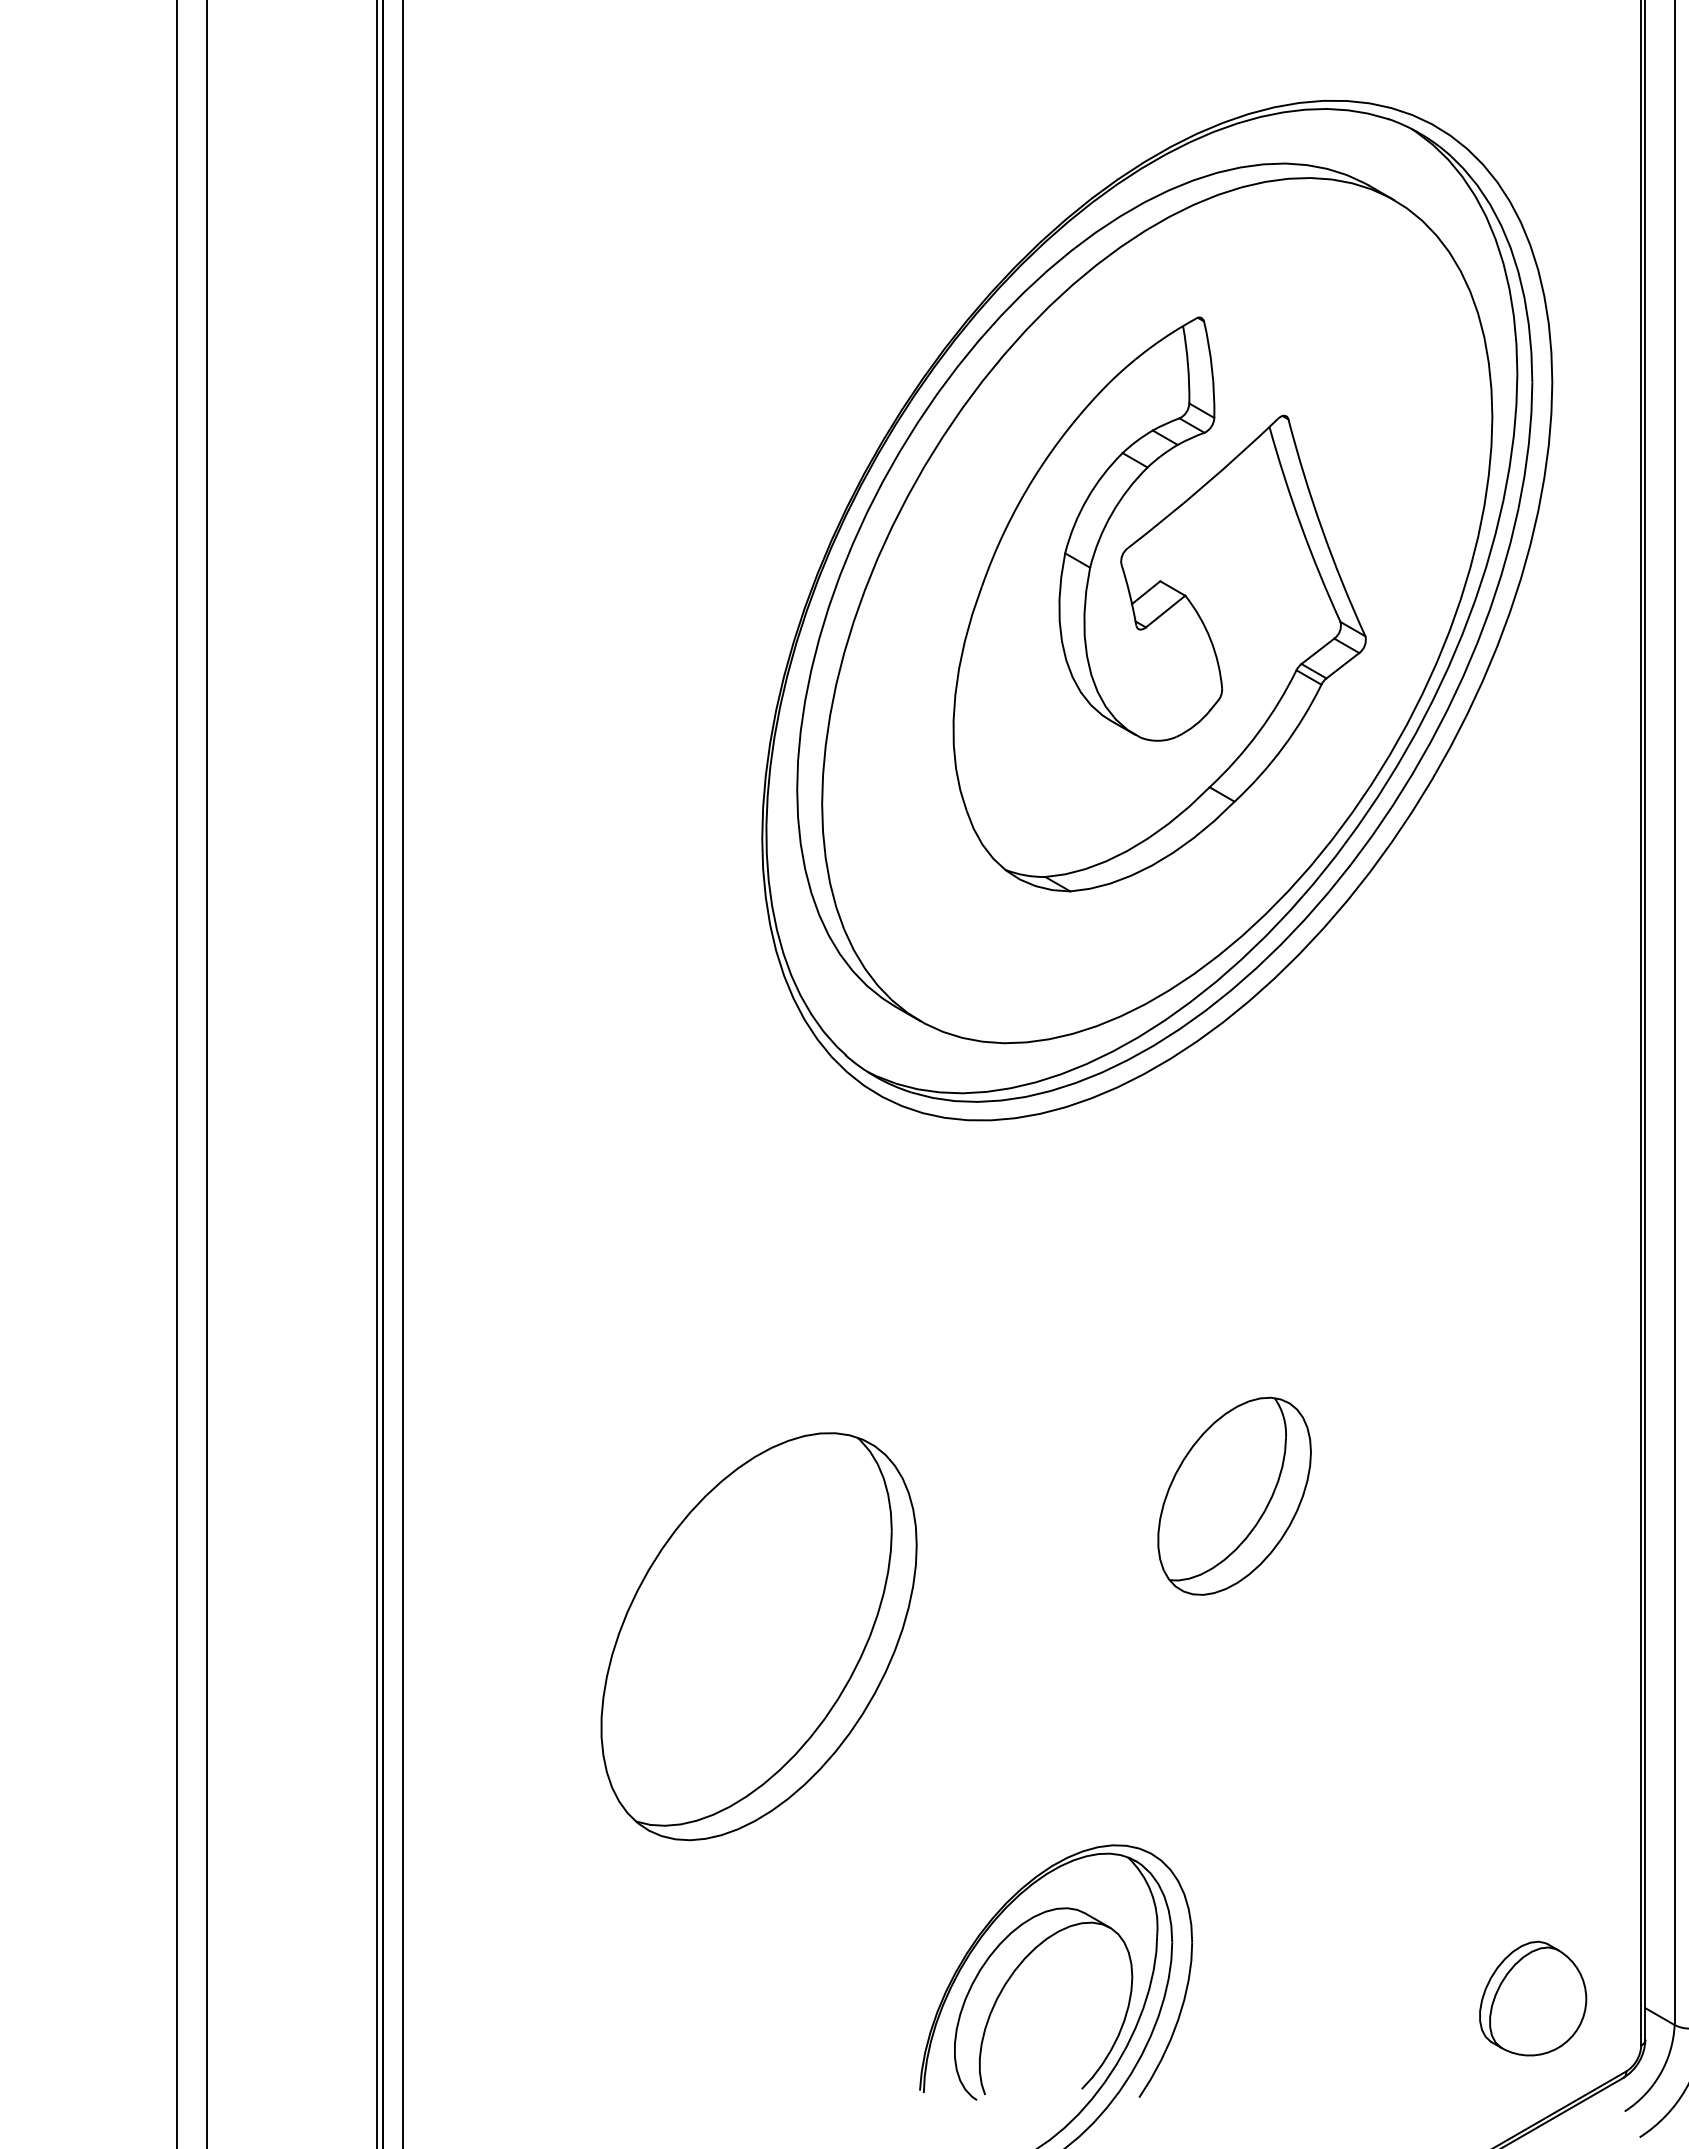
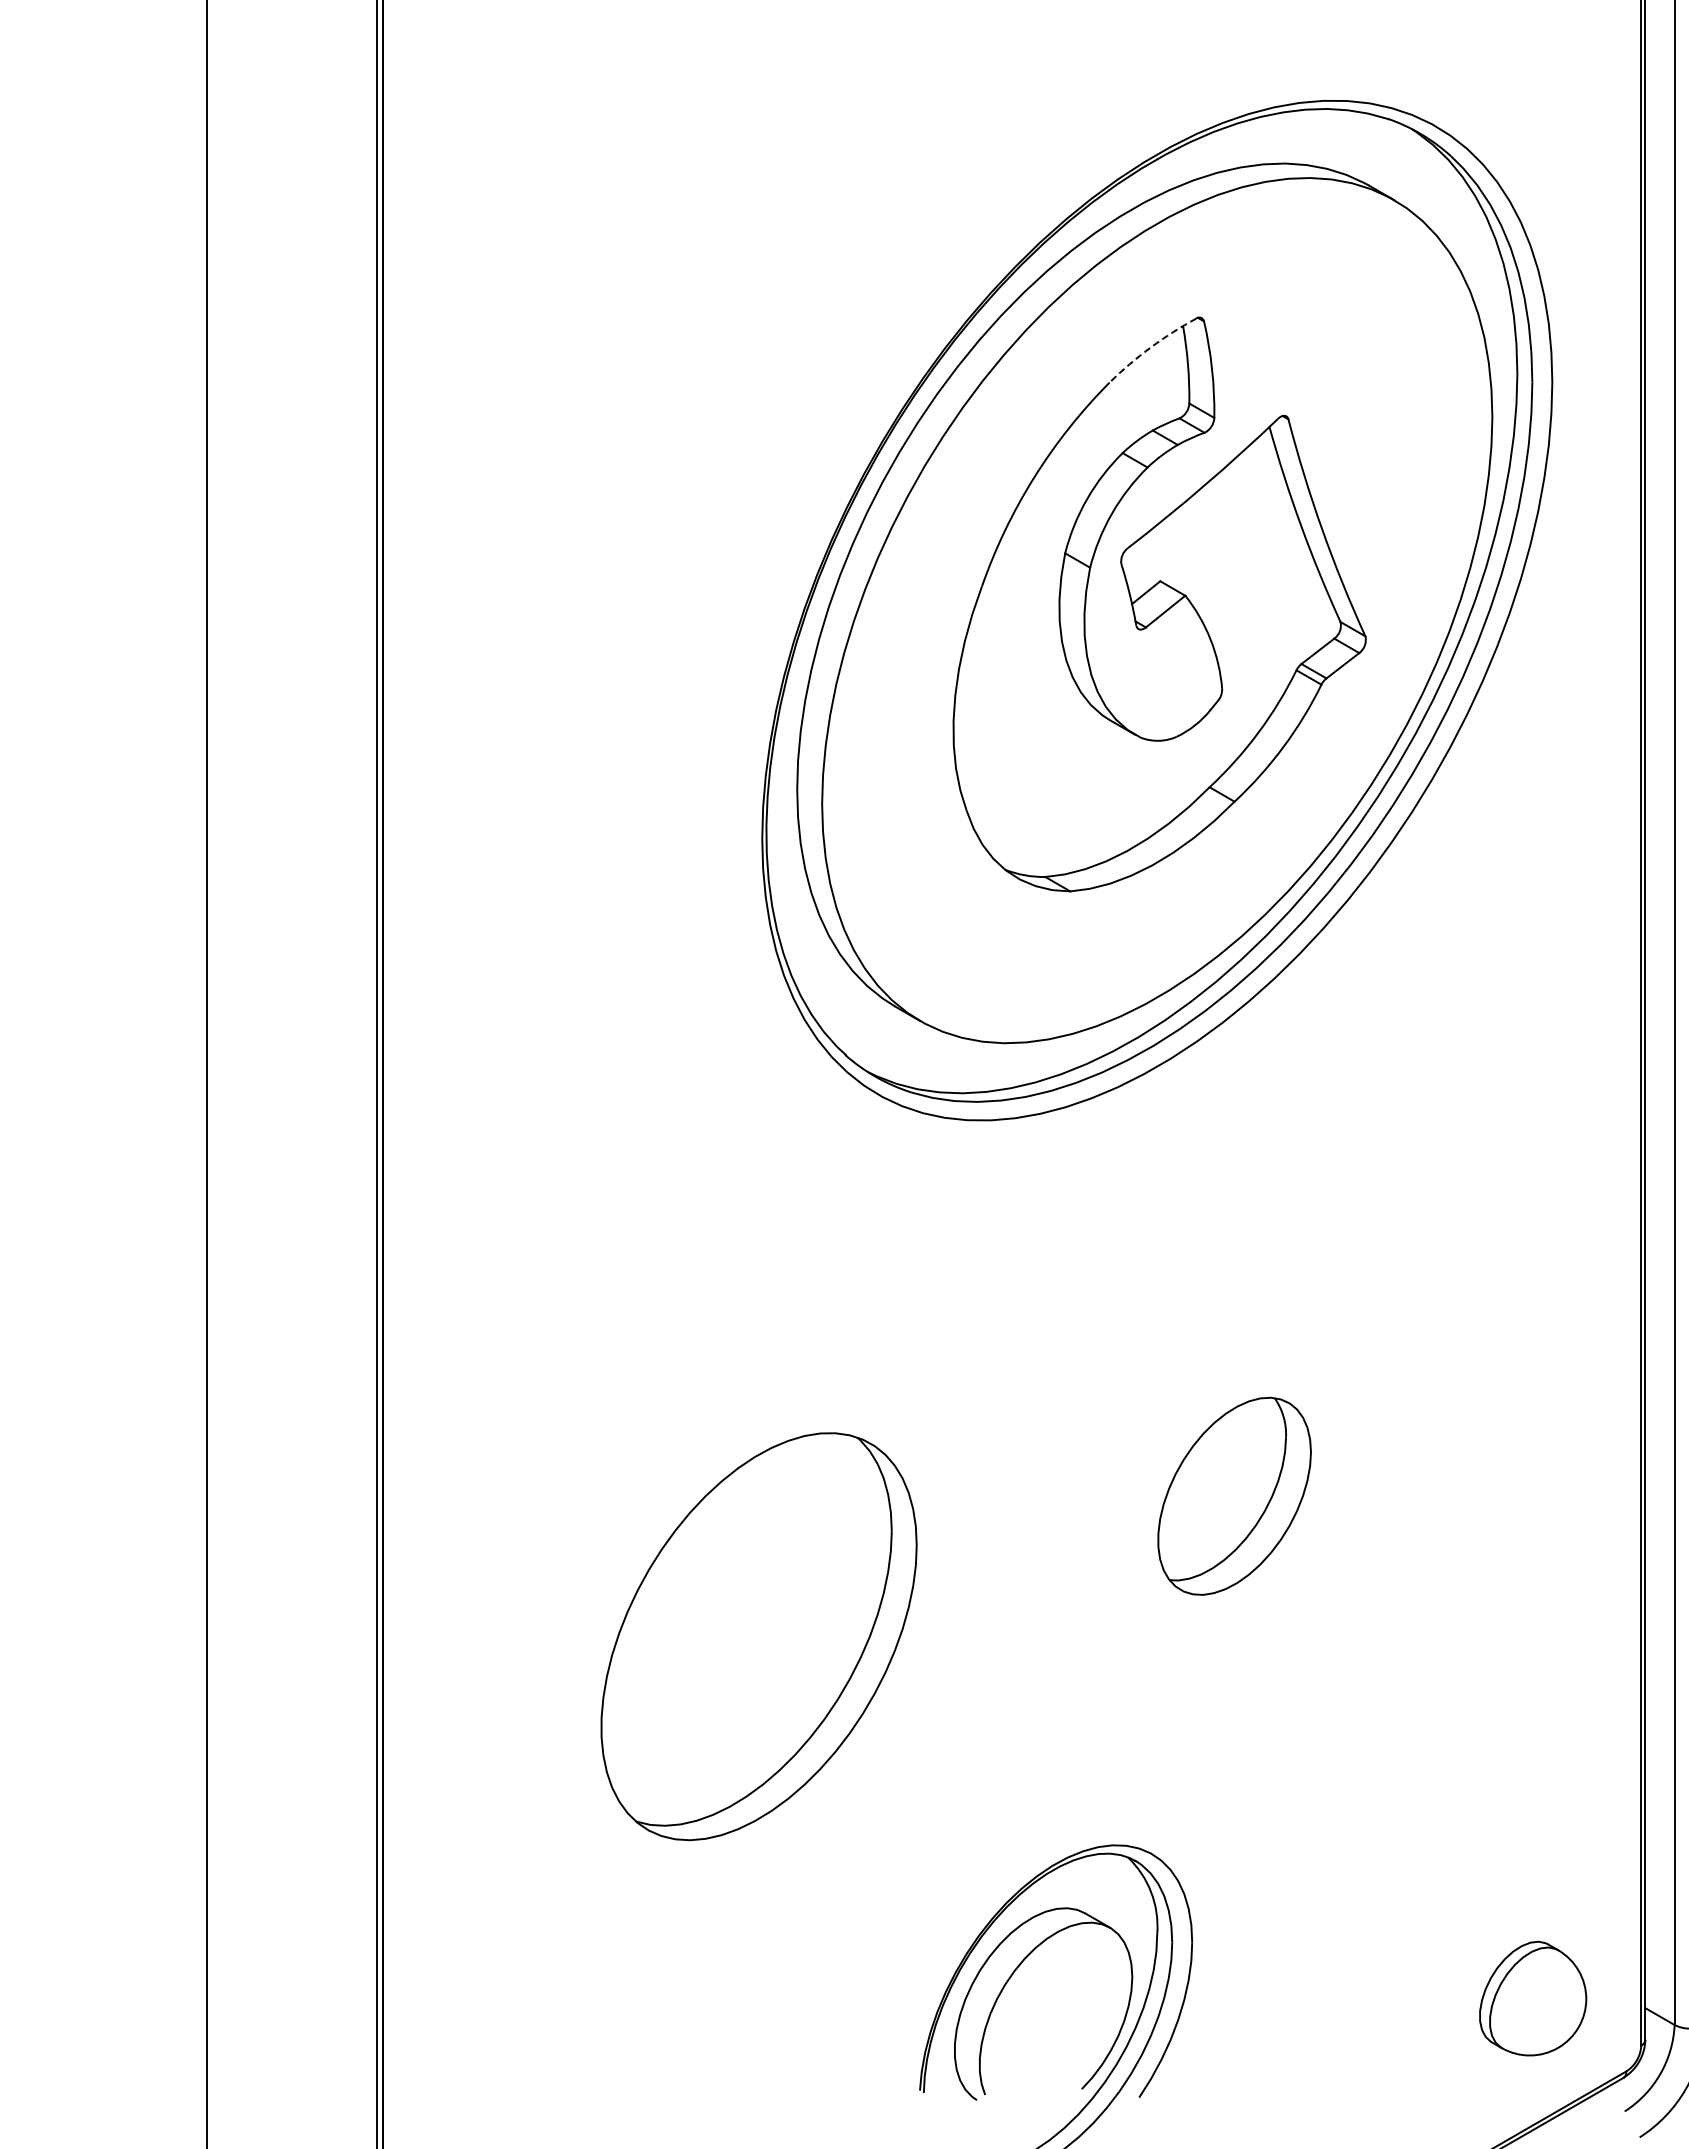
arc: solid -> dashed (1150, 347)
line: present -> none (177, 1073)
line: present -> none (403, 1073)
